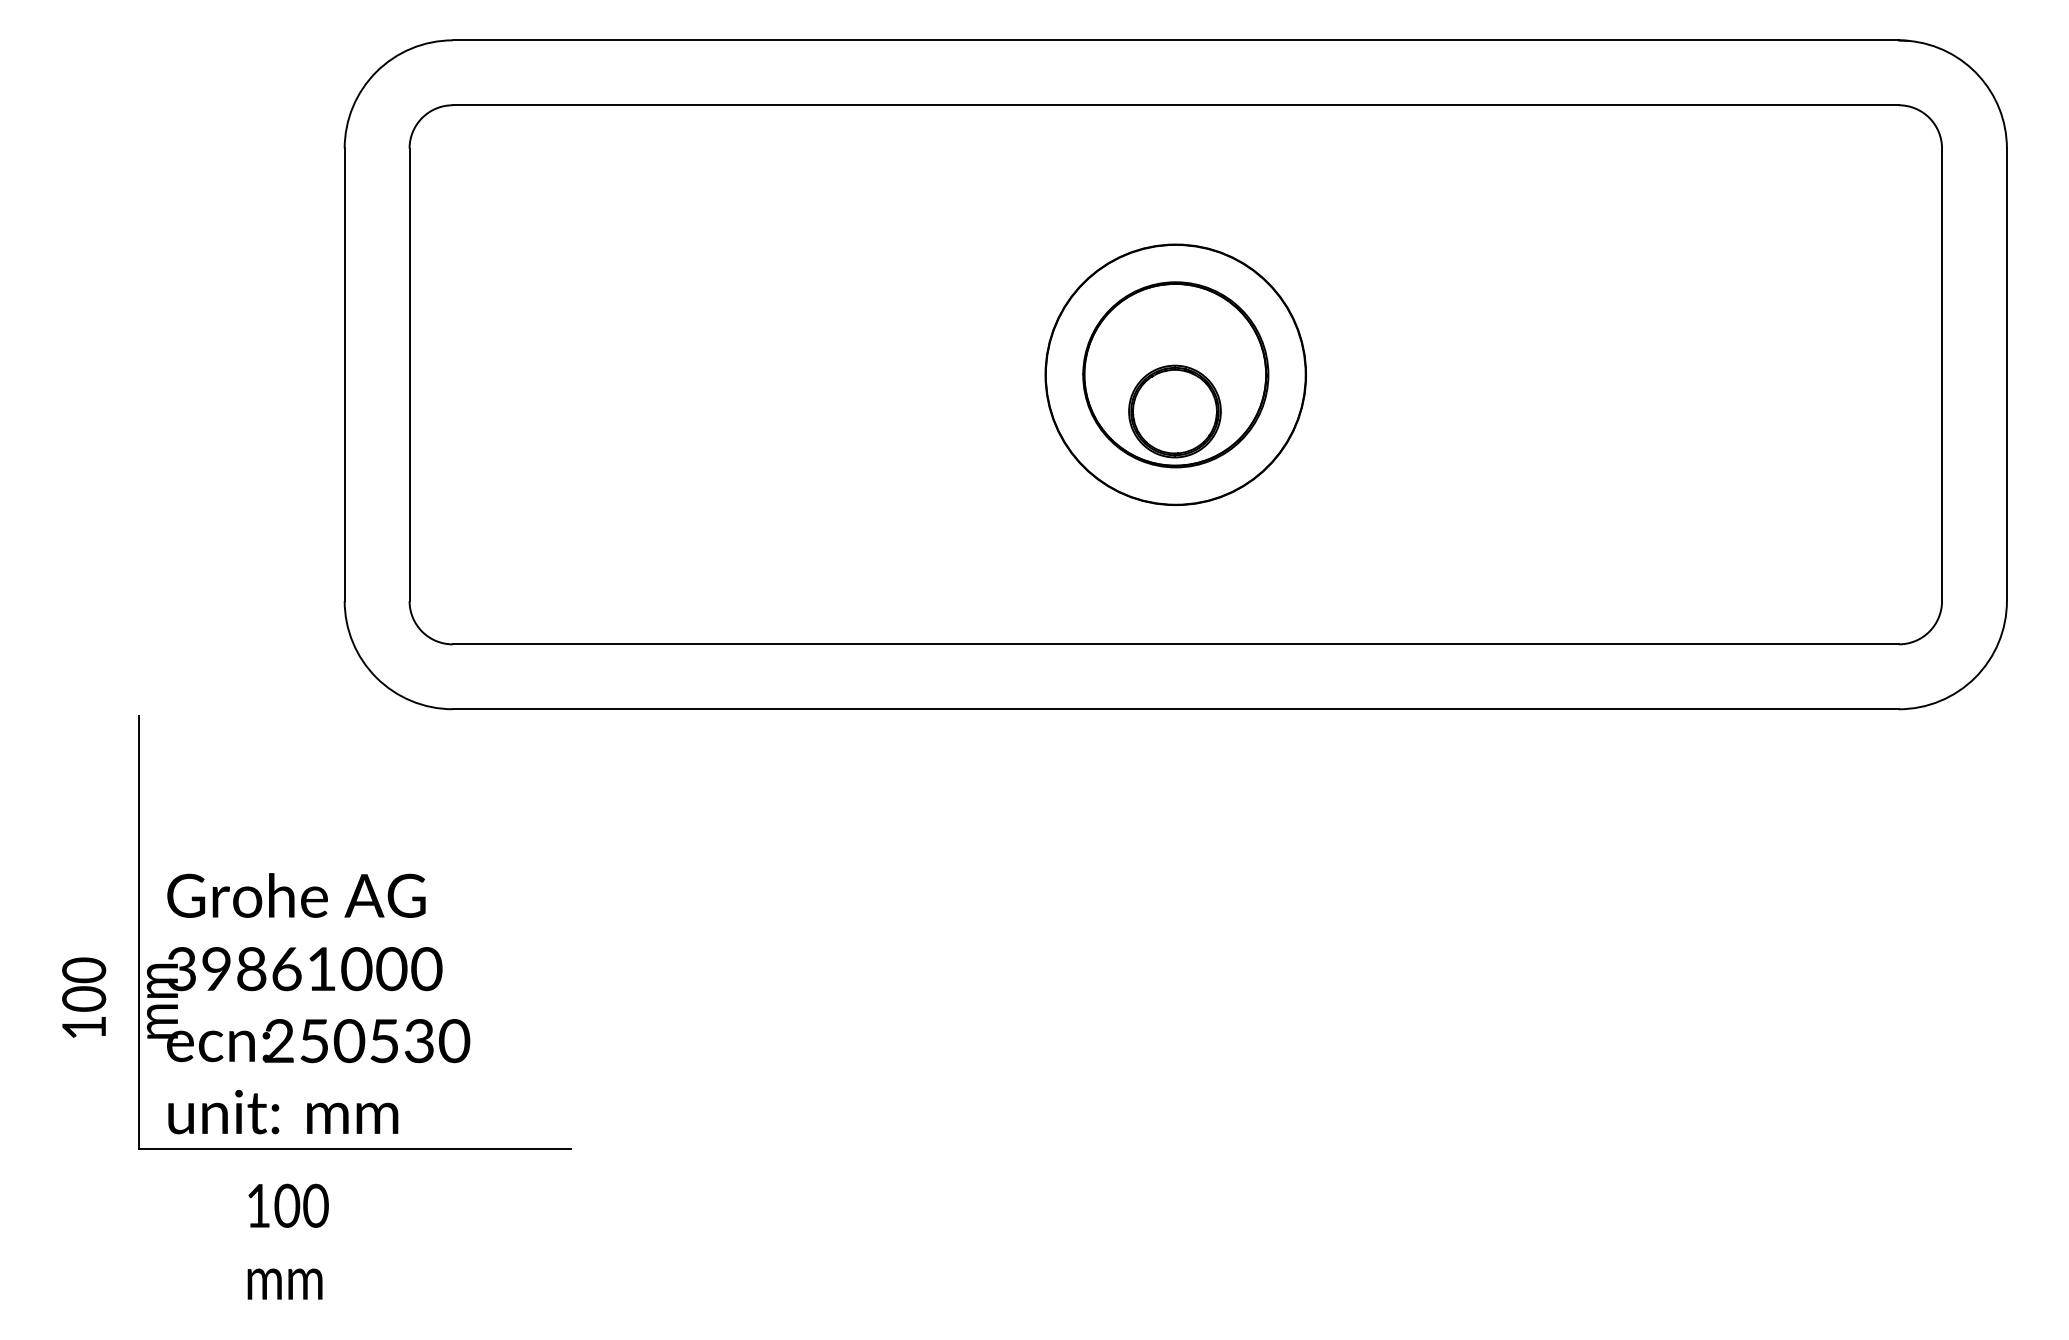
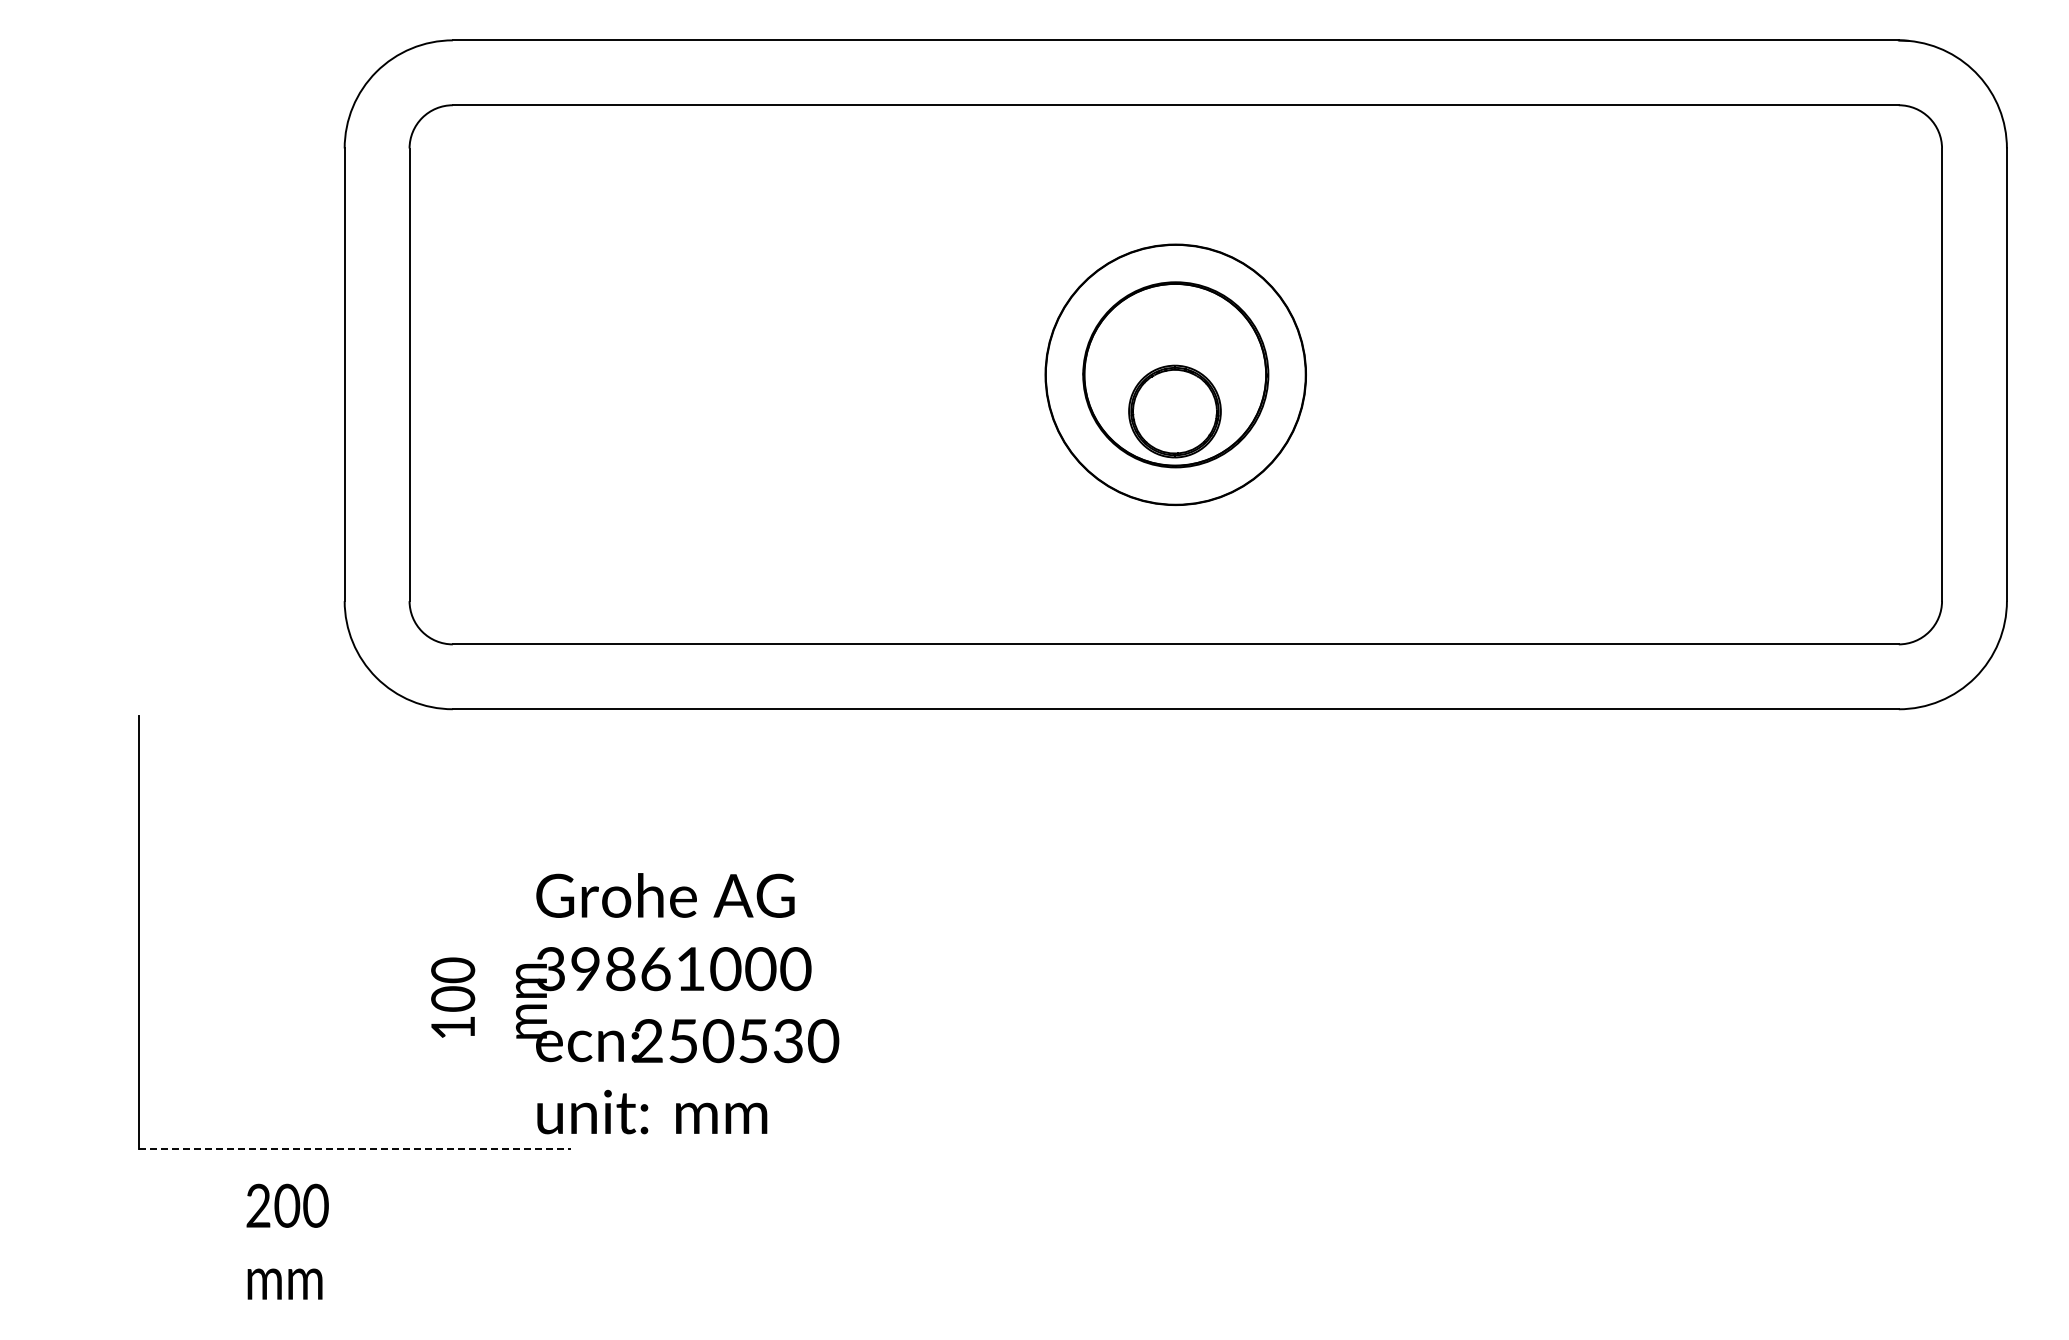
text position: (266, 1003) -> (635, 1003) (635, 1003)
line: solid -> dashed (355, 1148)
text: 100 -> 200 (258, 1205)
